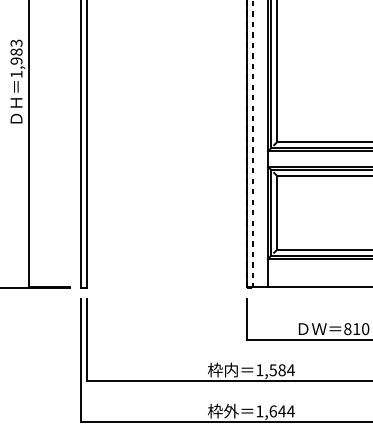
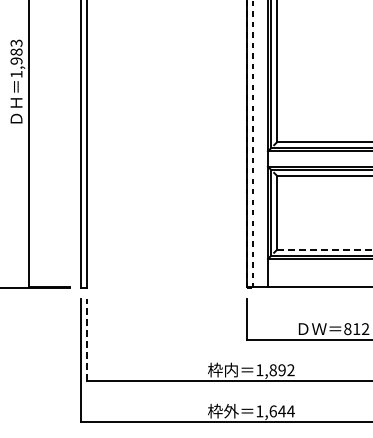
line: solid -> dashed (325, 249)
text: 810 -> 812 (365, 329)
line: solid -> dashed (86, 339)
text: 1,584 -> 1,892 (281, 370)
